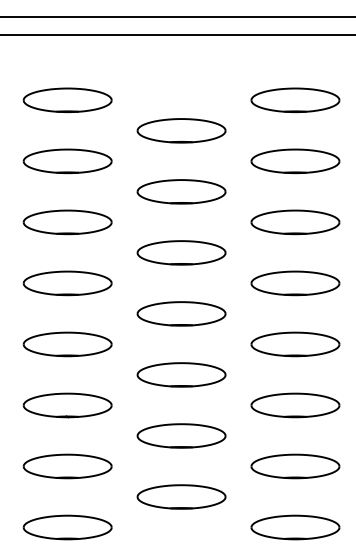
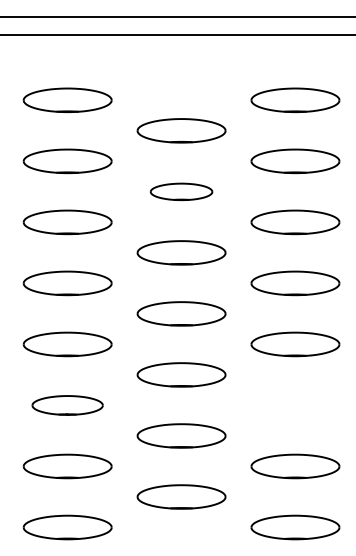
part size: 91x26 px -> 65x19 px (181, 191)
part size: 91x27 px -> 73x21 px (67, 405)
part: present -> none (295, 405)
